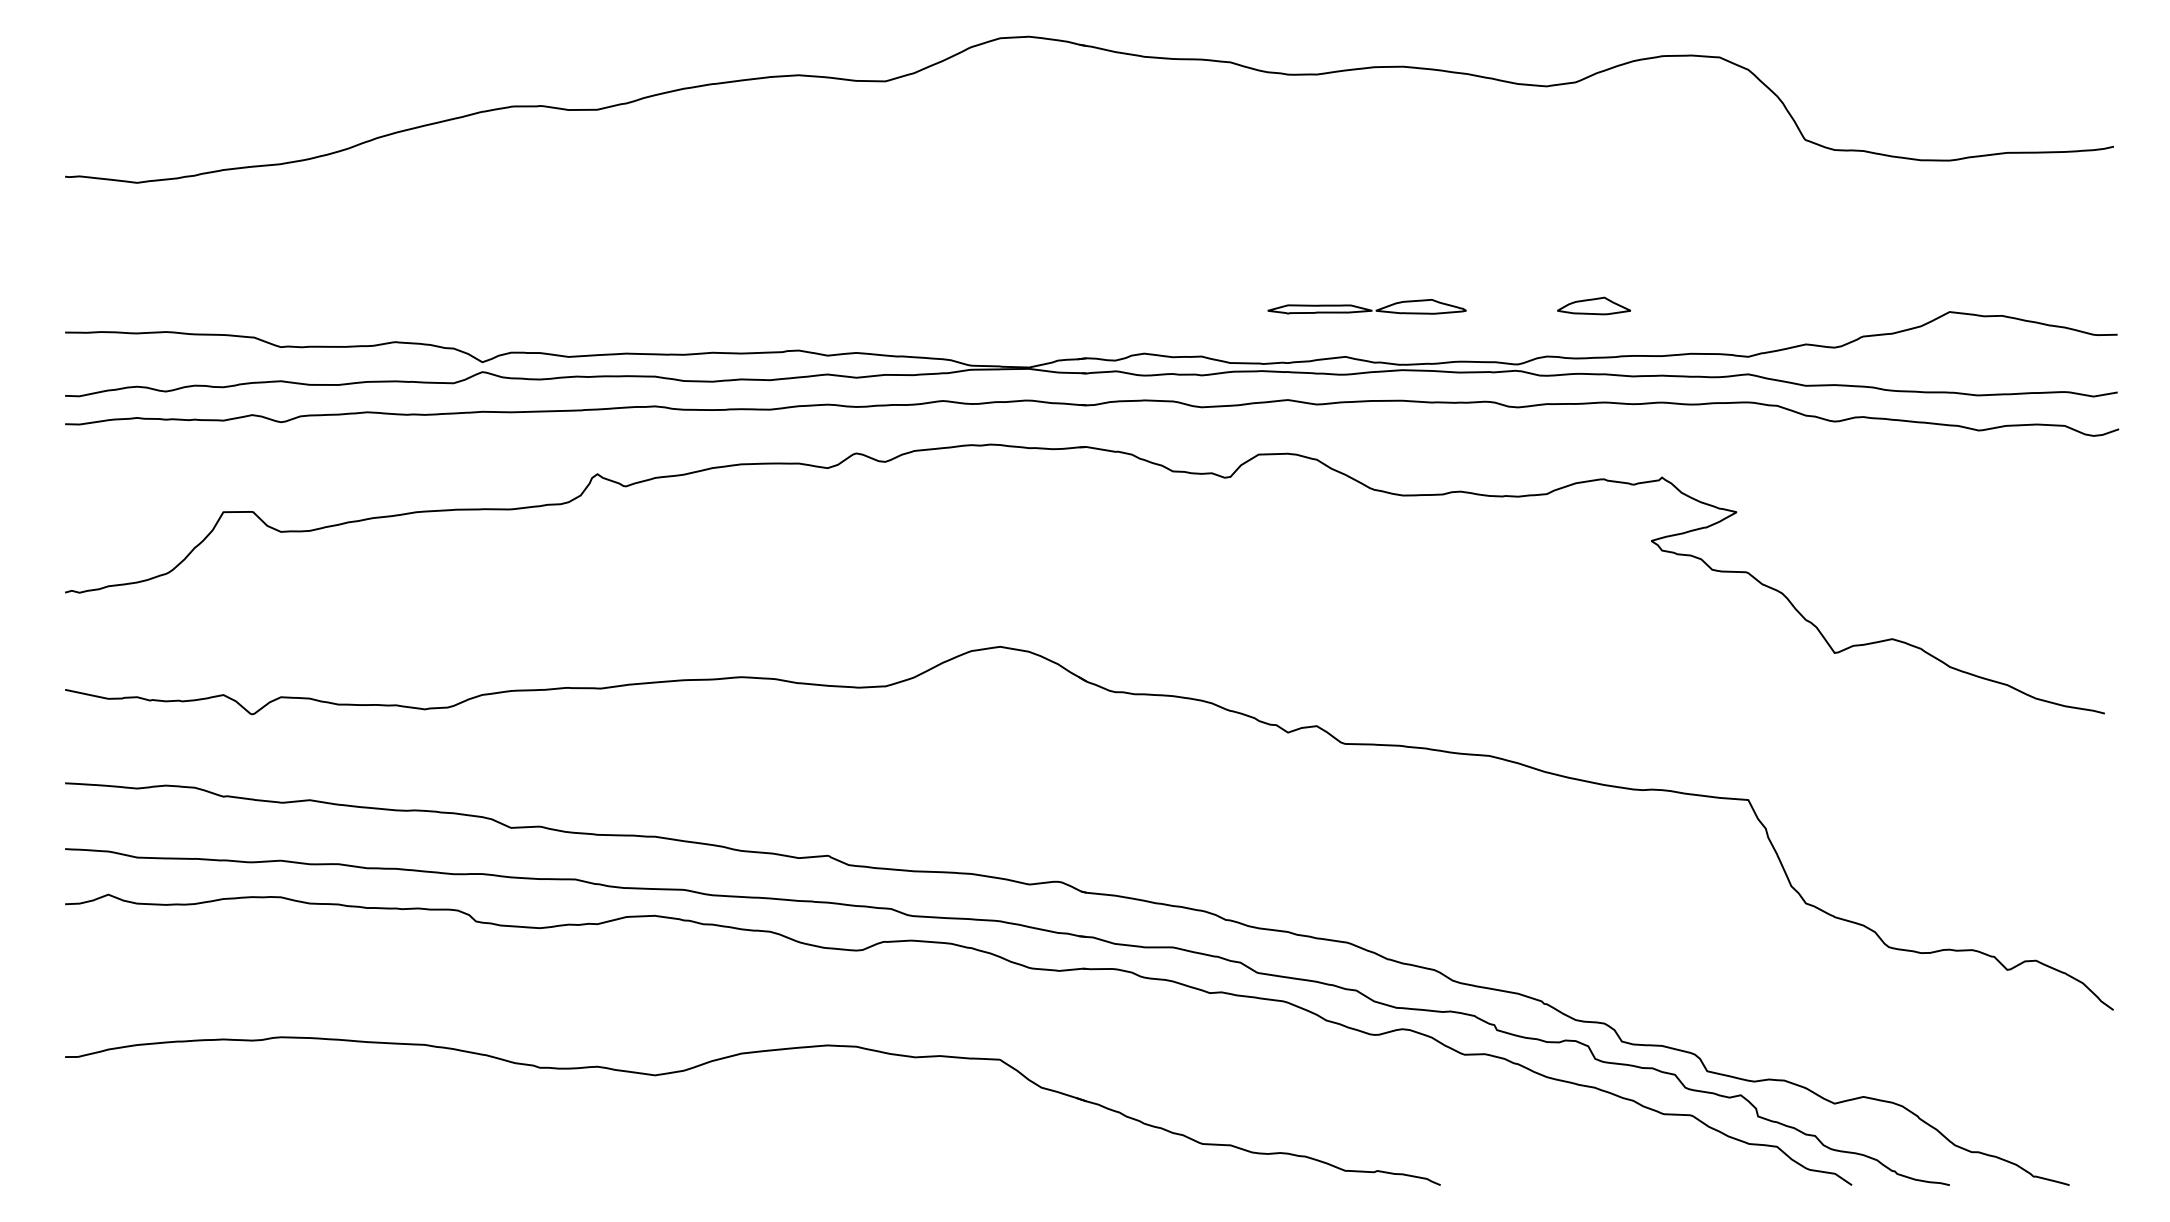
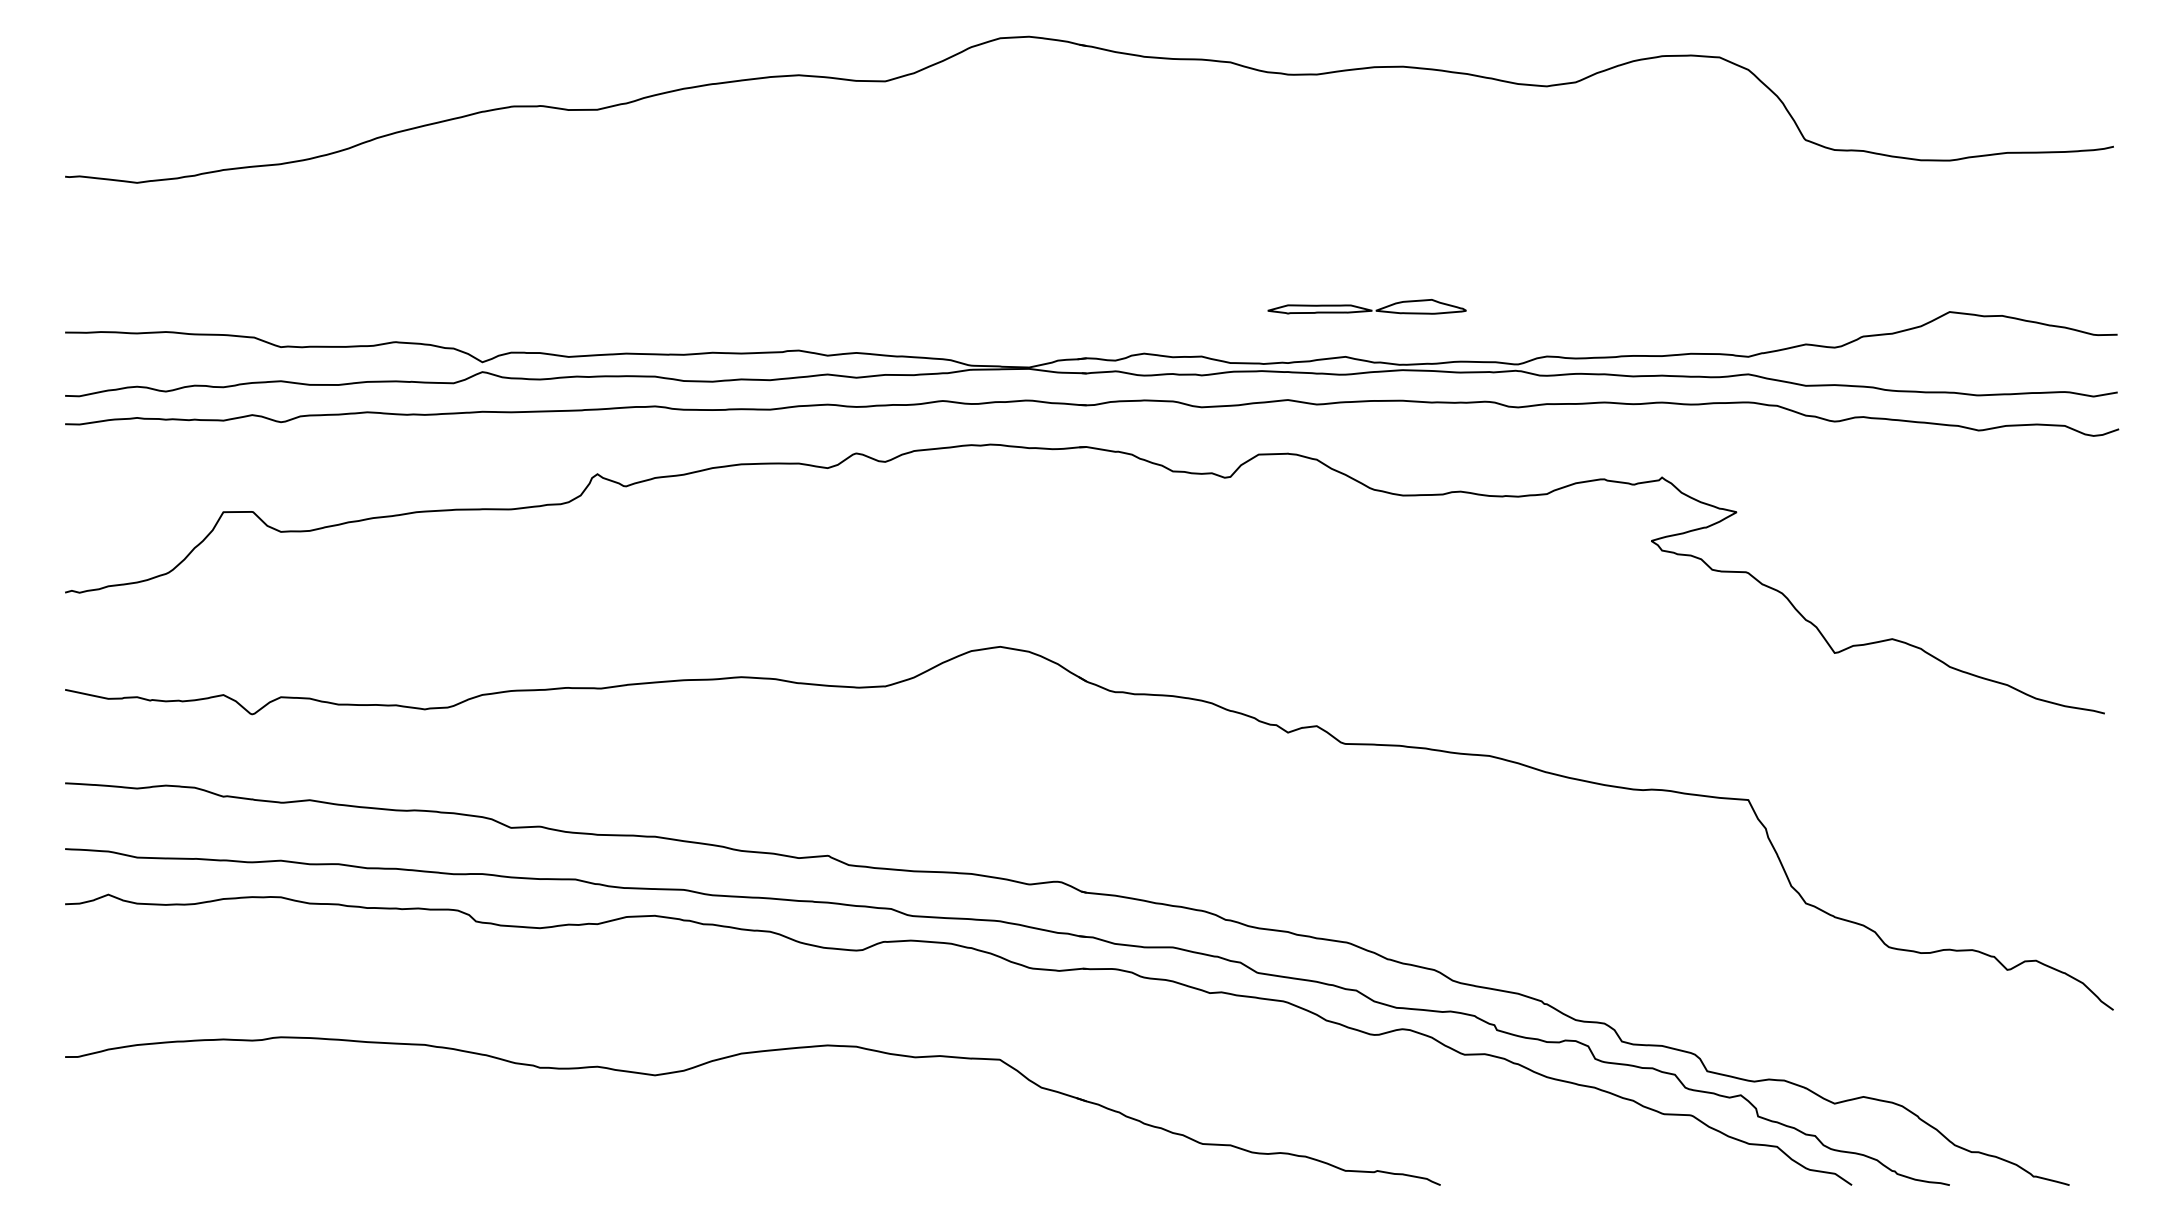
part: present -> none (1594, 305)
